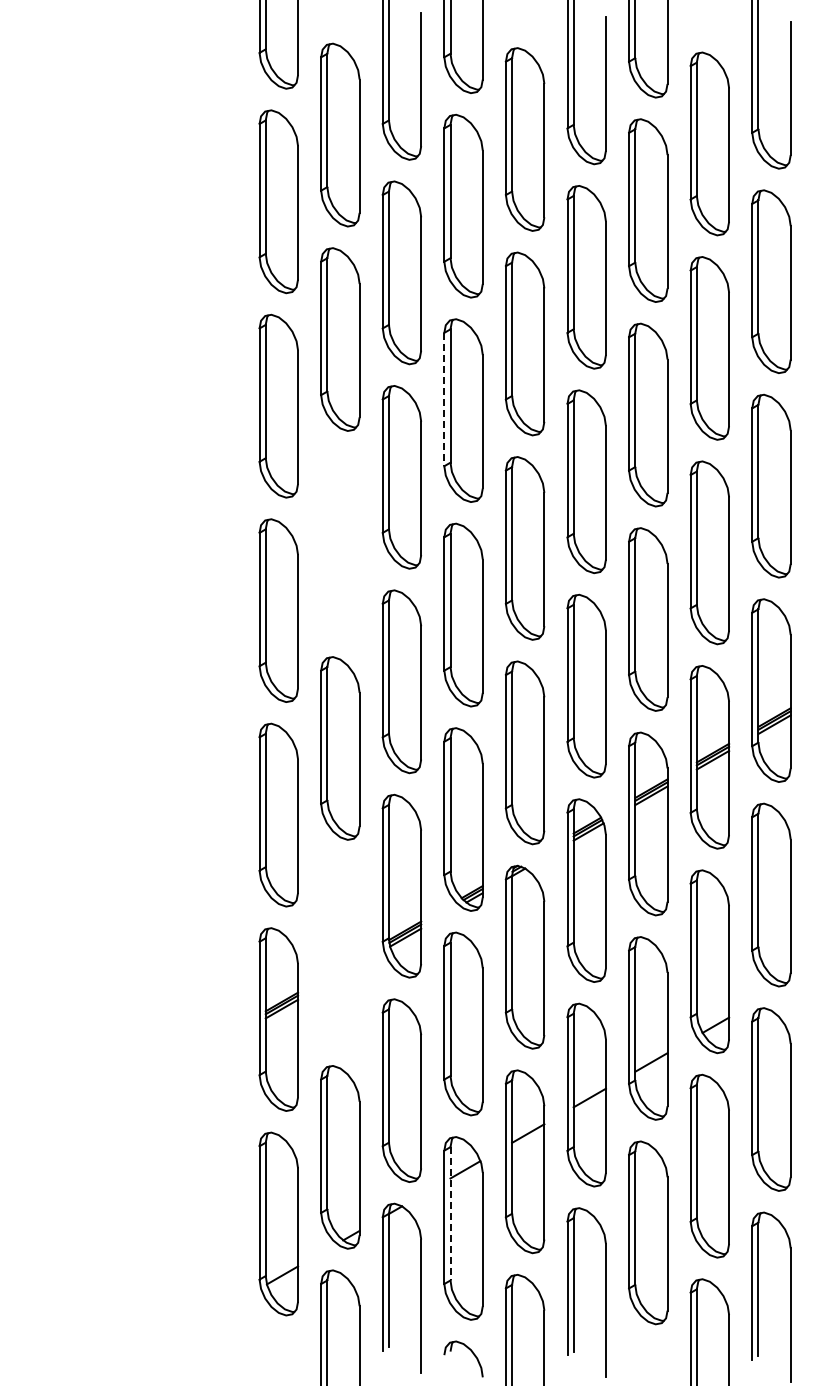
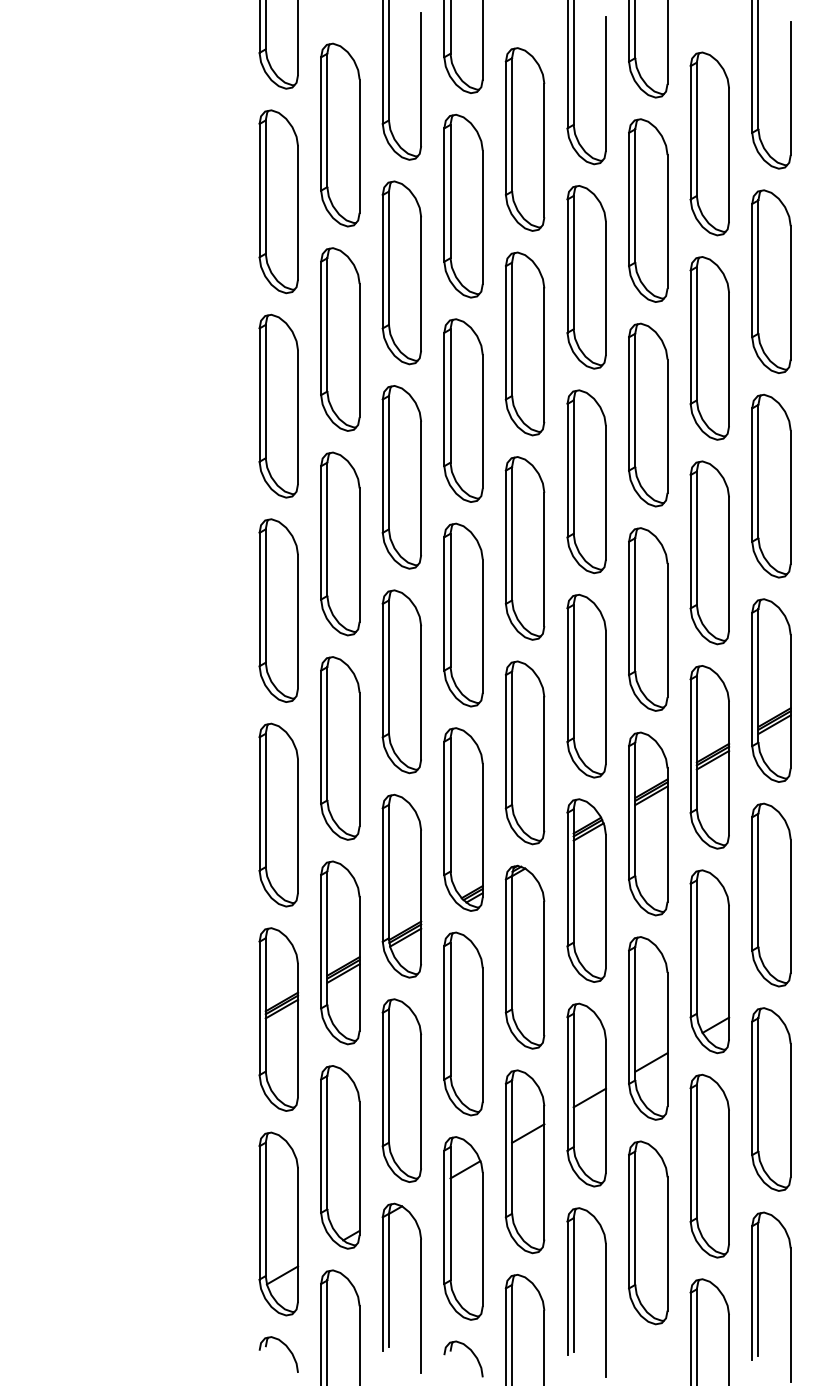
line: dashed -> solid (444, 399)
part: none -> present (340, 543)
part: none -> present (340, 952)
line: dashed -> solid (450, 1213)
part: none -> present (287, 1349)
